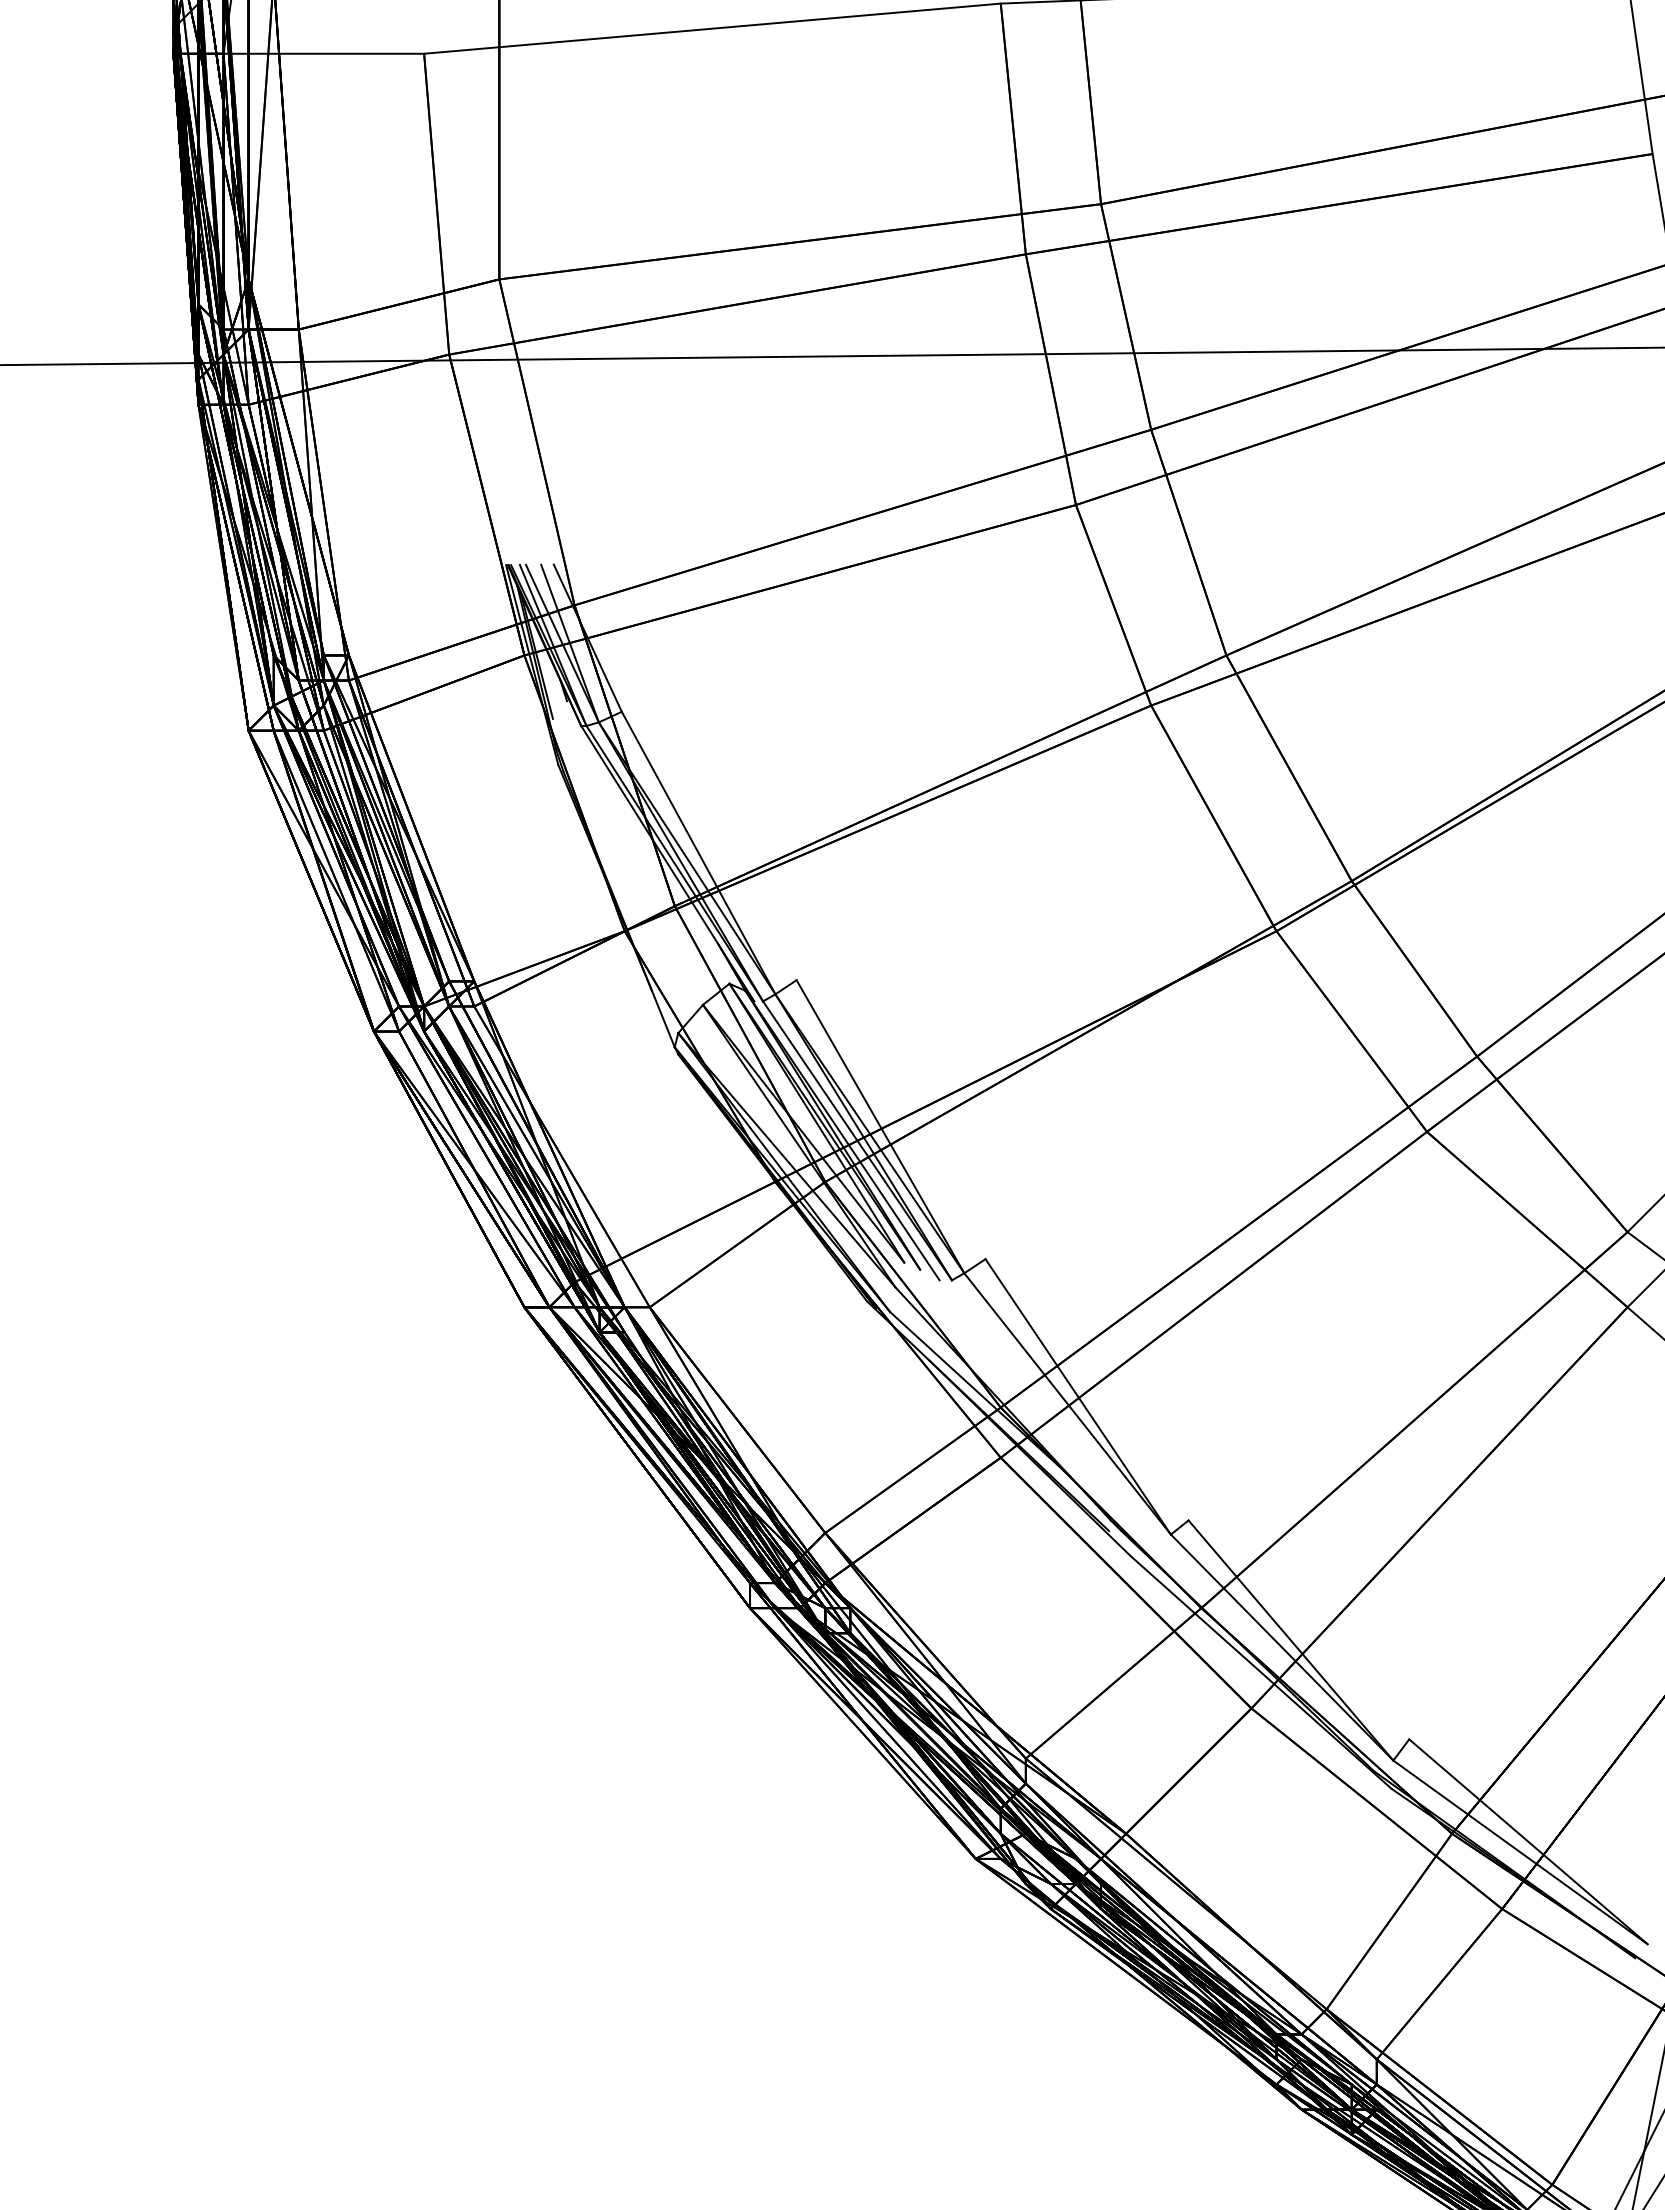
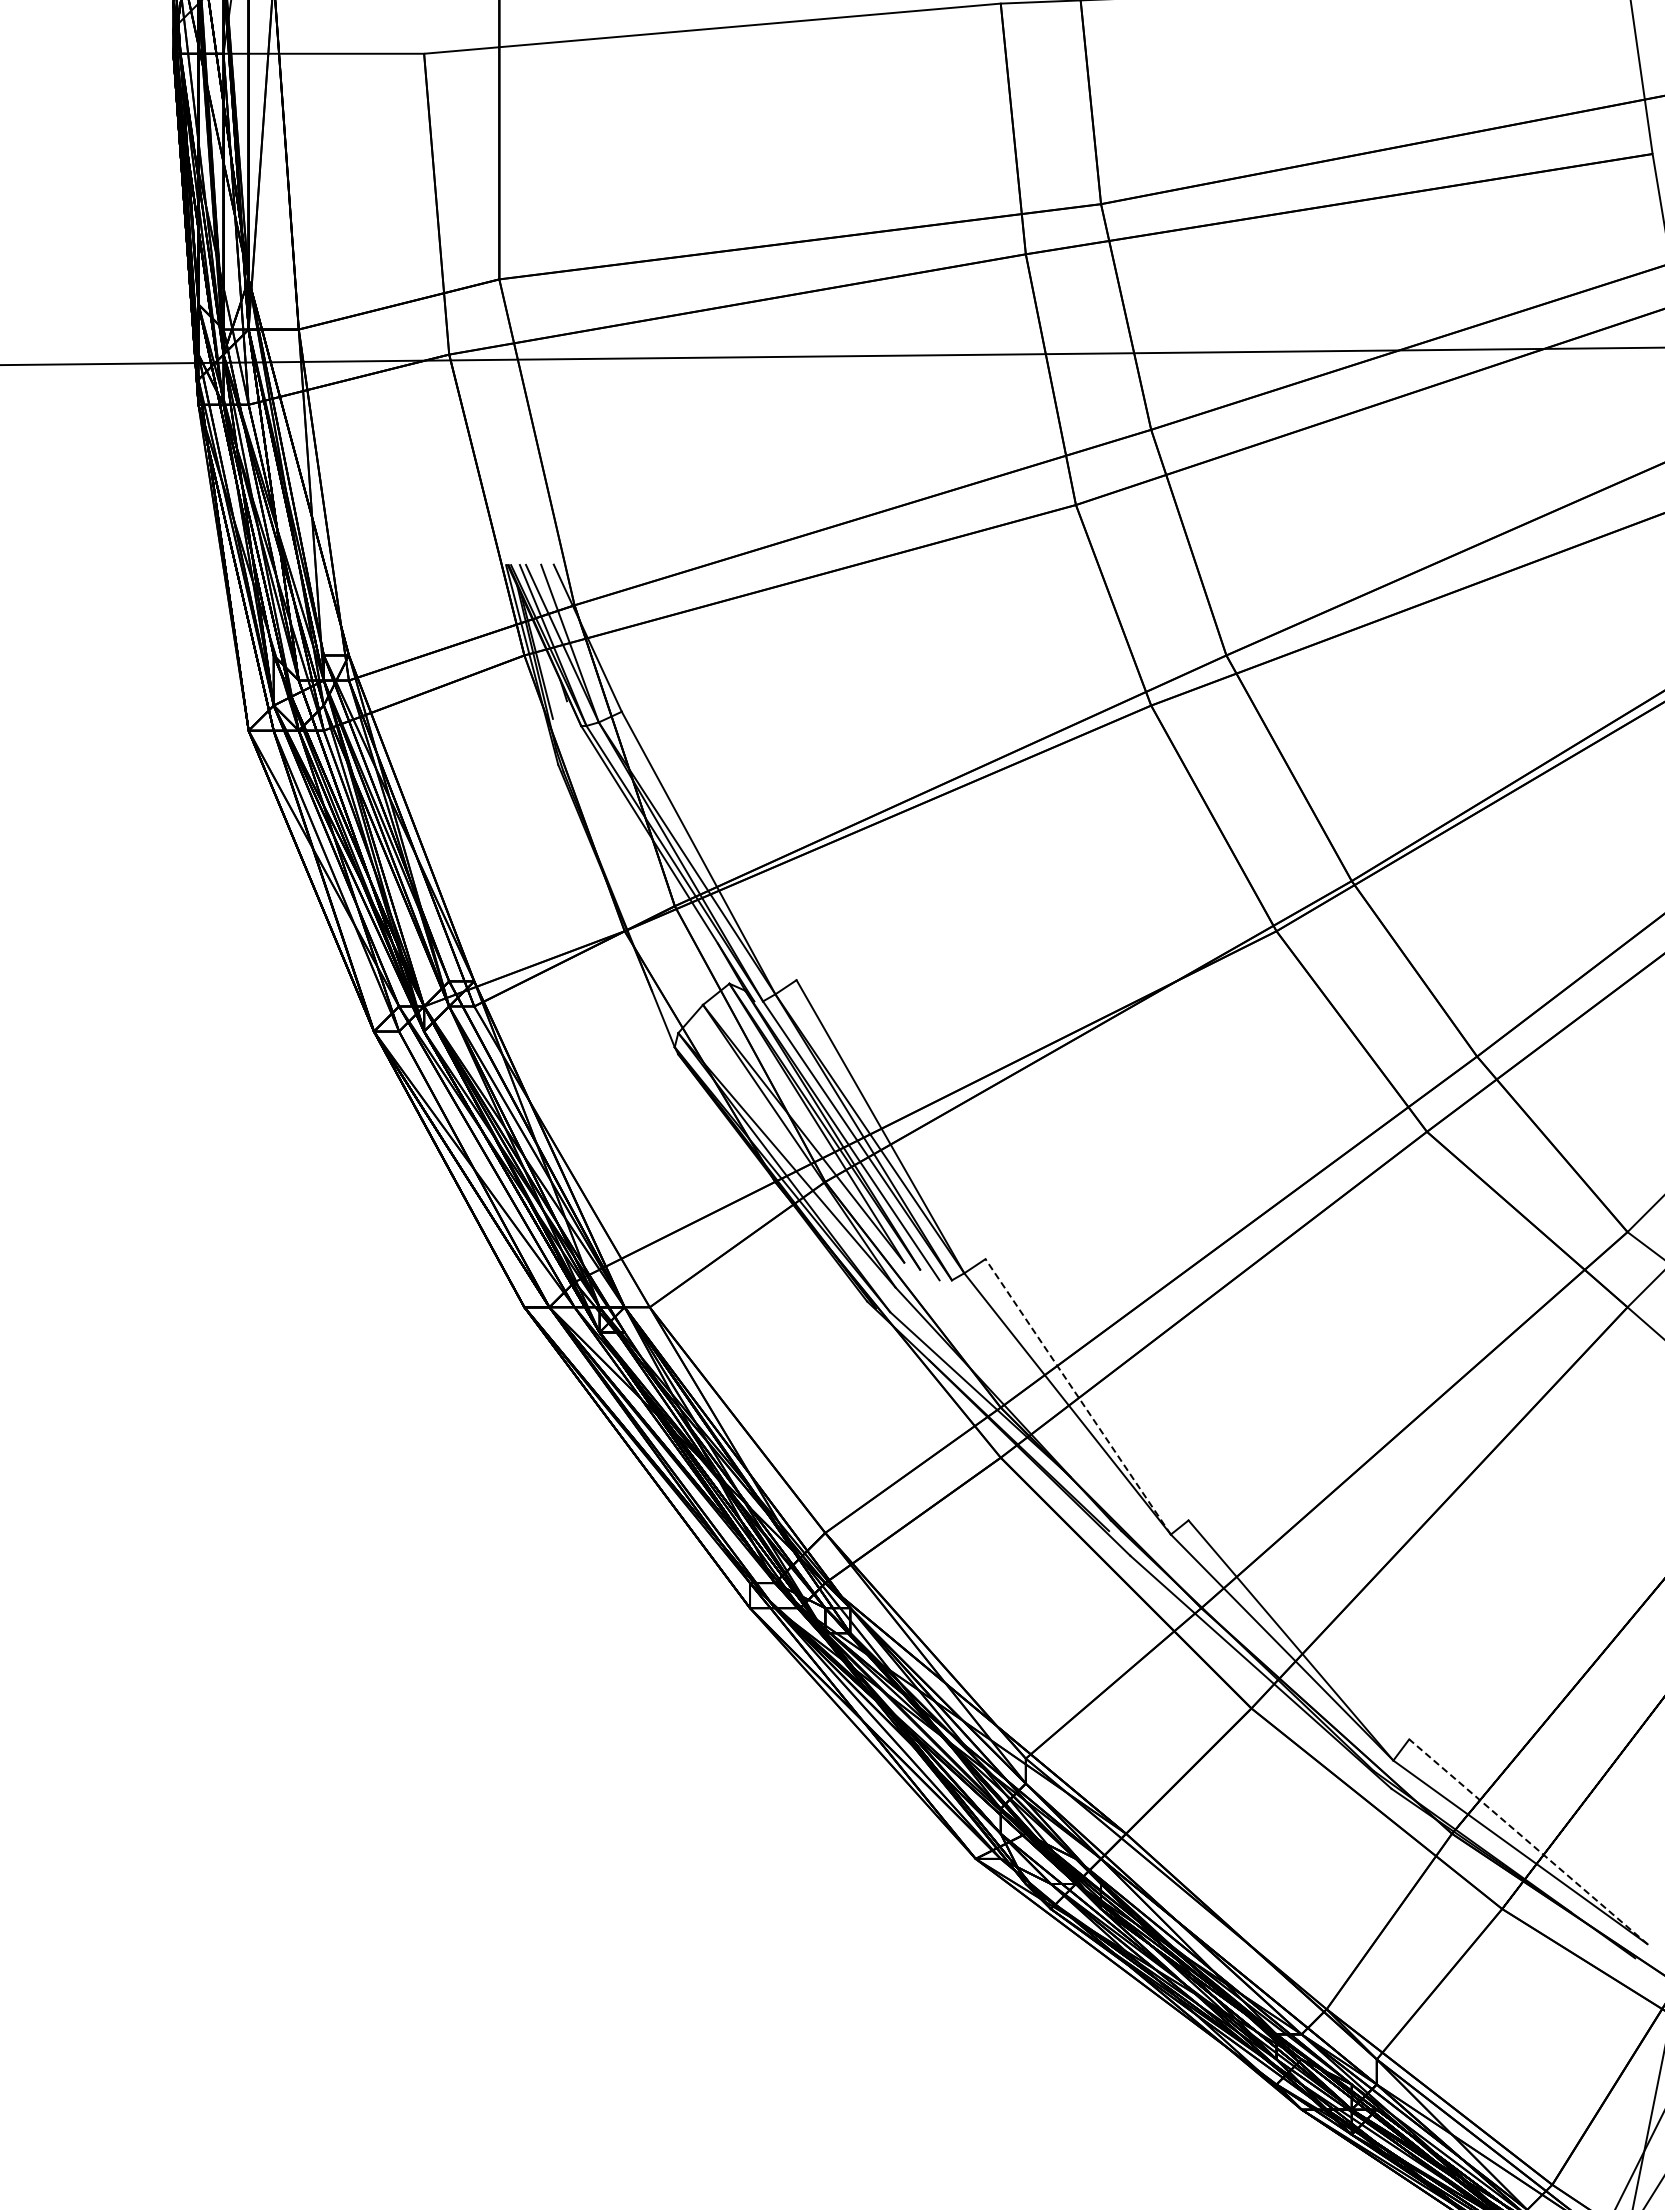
line: solid -> dashed (1078, 1396)
line: solid -> dashed (1528, 1841)
